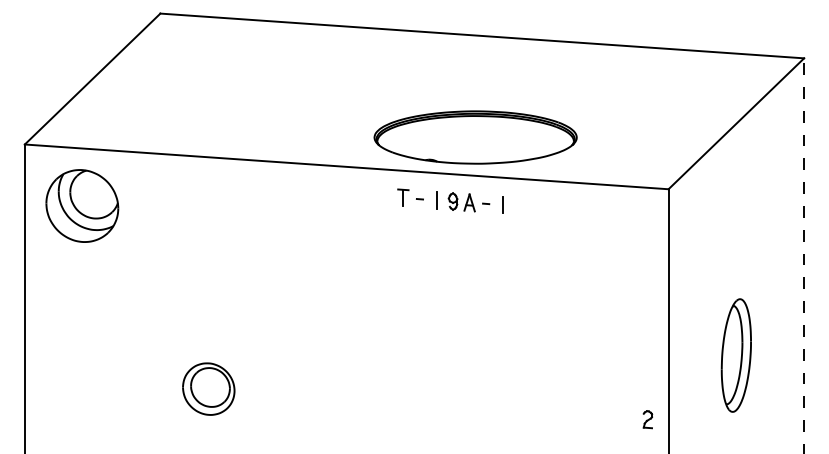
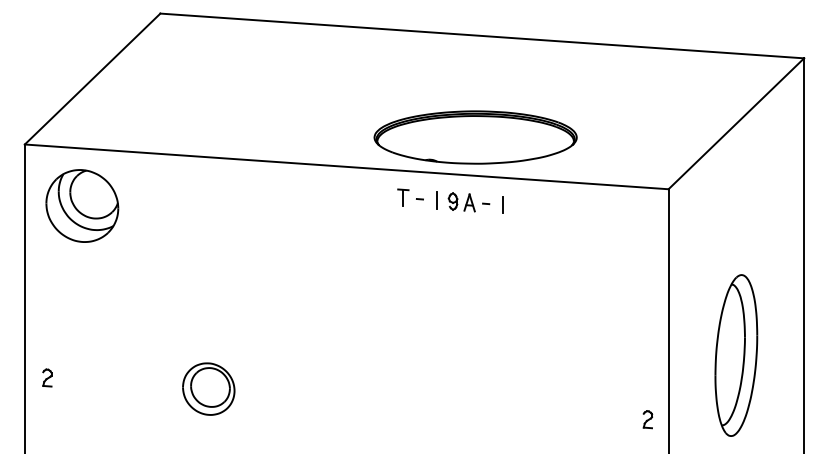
line: dashed -> solid (804, 255)
part size: 32x115 px -> 45x163 px (736, 355)
part: none -> present (47, 377)
